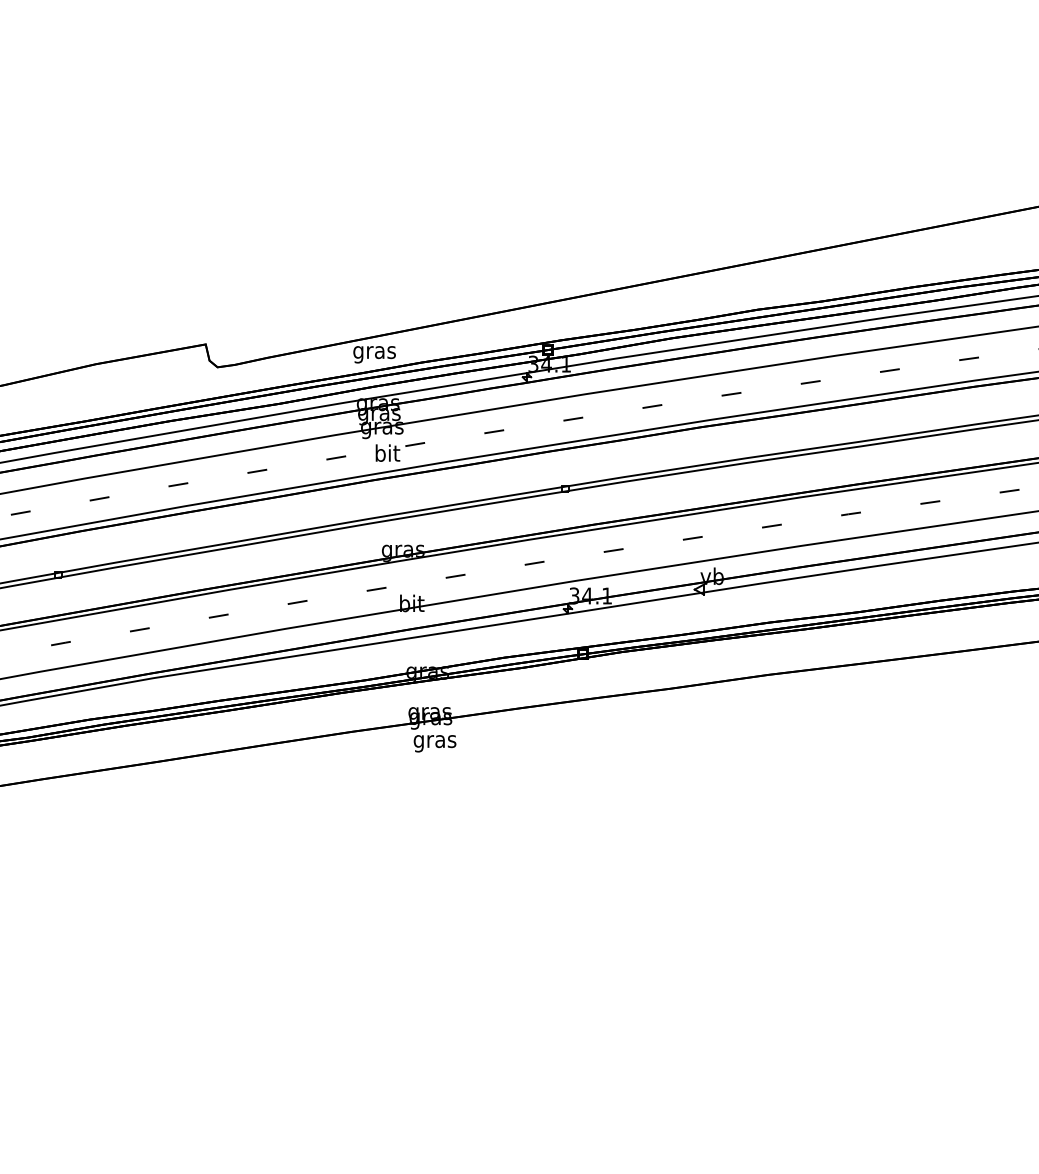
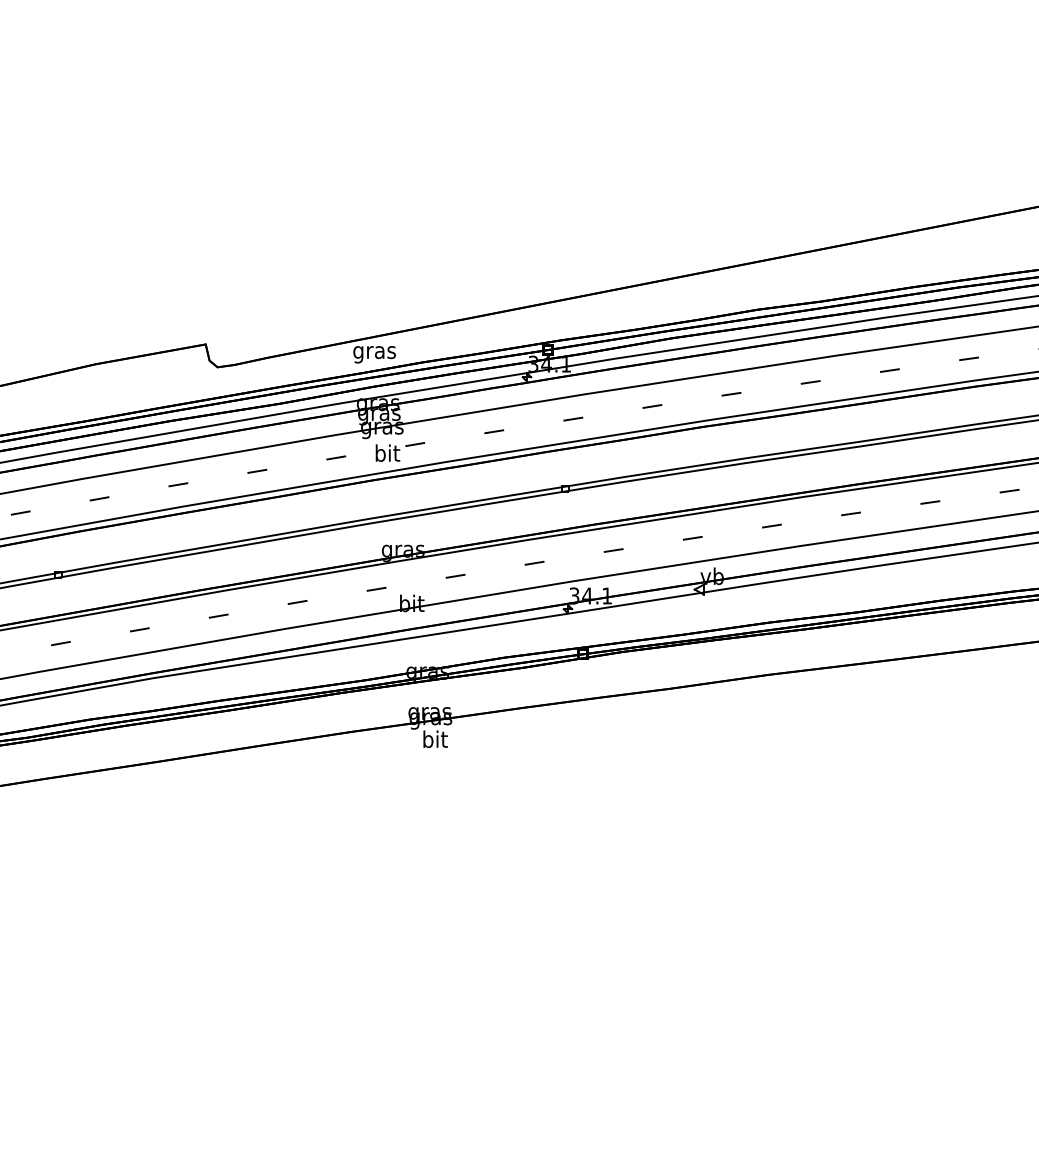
text: gras -> bit (434, 741)
